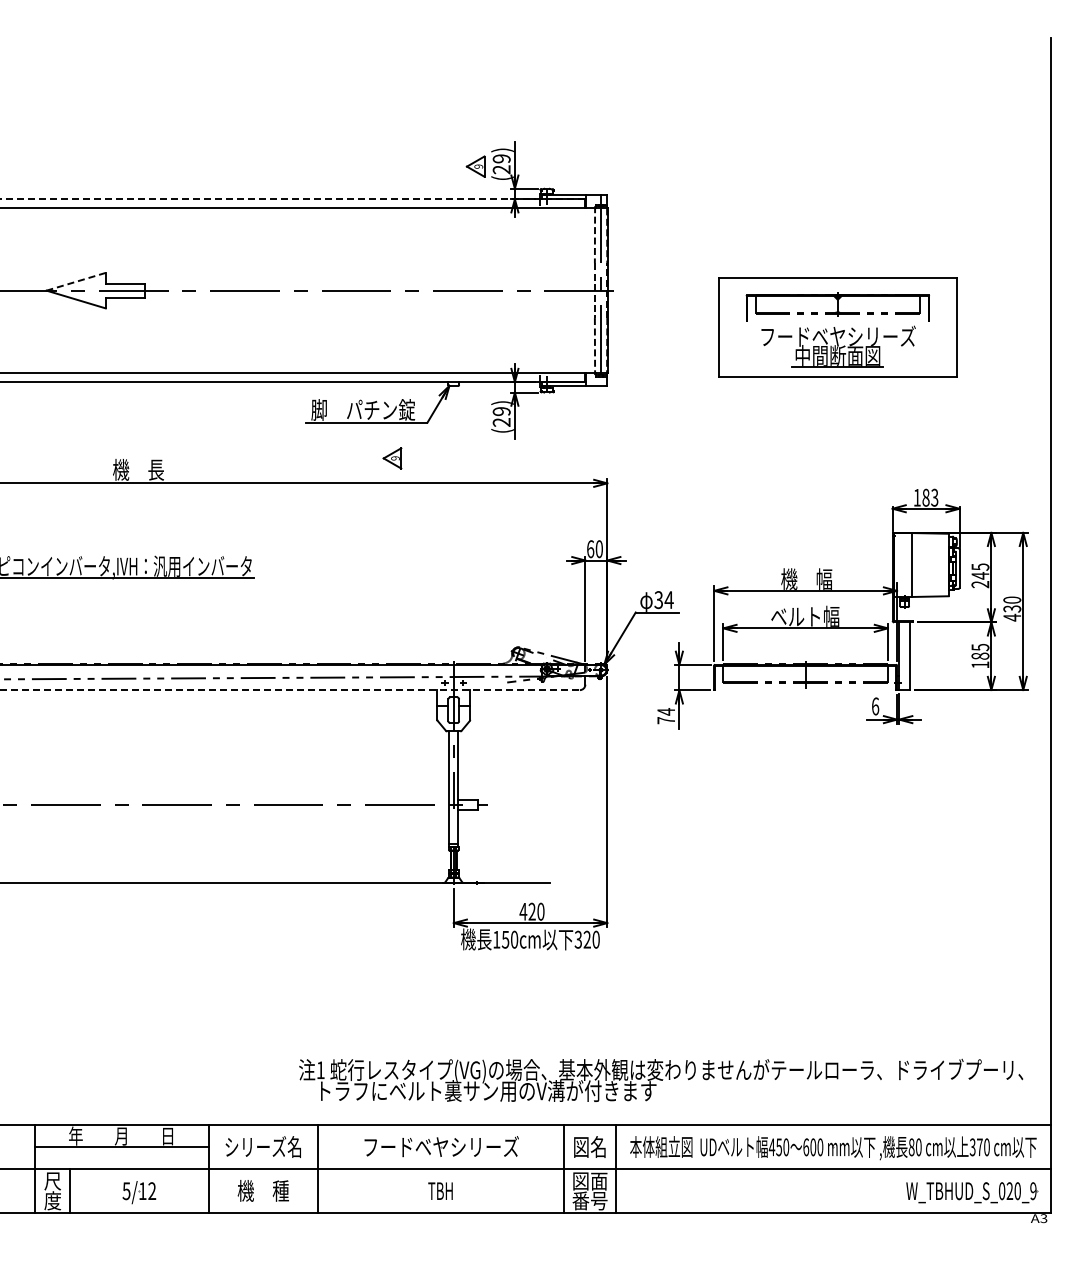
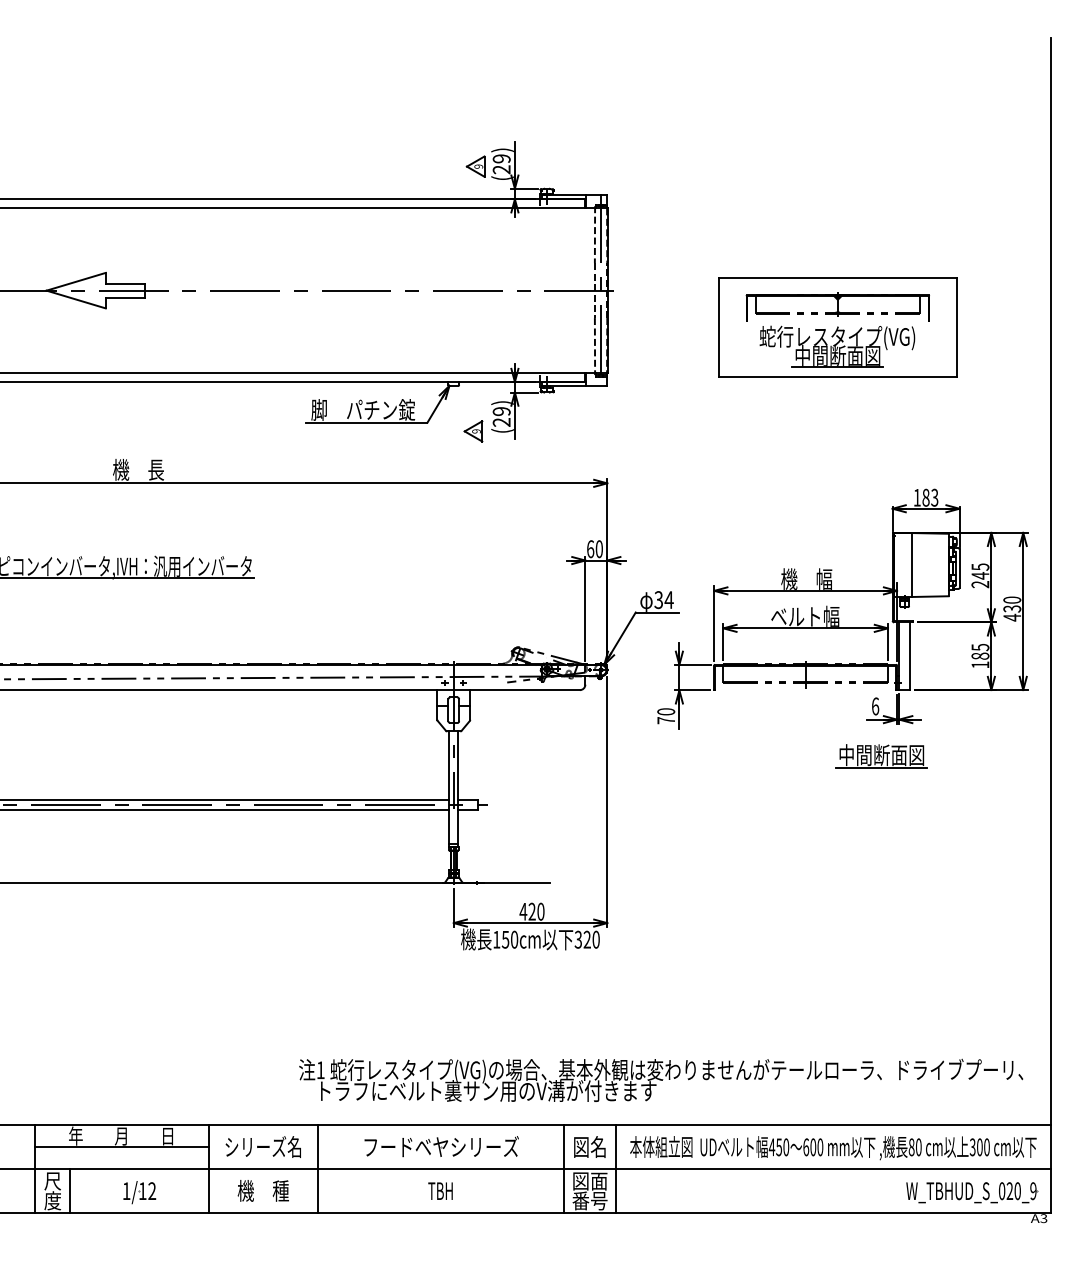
line: dashed -> solid (292, 199)
line: dashed -> solid (76, 281)
text: フードベヤシリーズ -> 蛇行レスタイプ(VG) (837, 337)
part position: (392, 458) -> (473, 431) (473, 431)
line: dashed -> solid (290, 690)
text: 74 -> 70 (666, 711)
part: none -> present (881, 756)
line: none -> present (225, 800)
line: none -> present (225, 810)
text: 370 -> 300 (979, 1147)
text: 5/12 -> 1/12 (126, 1191)
